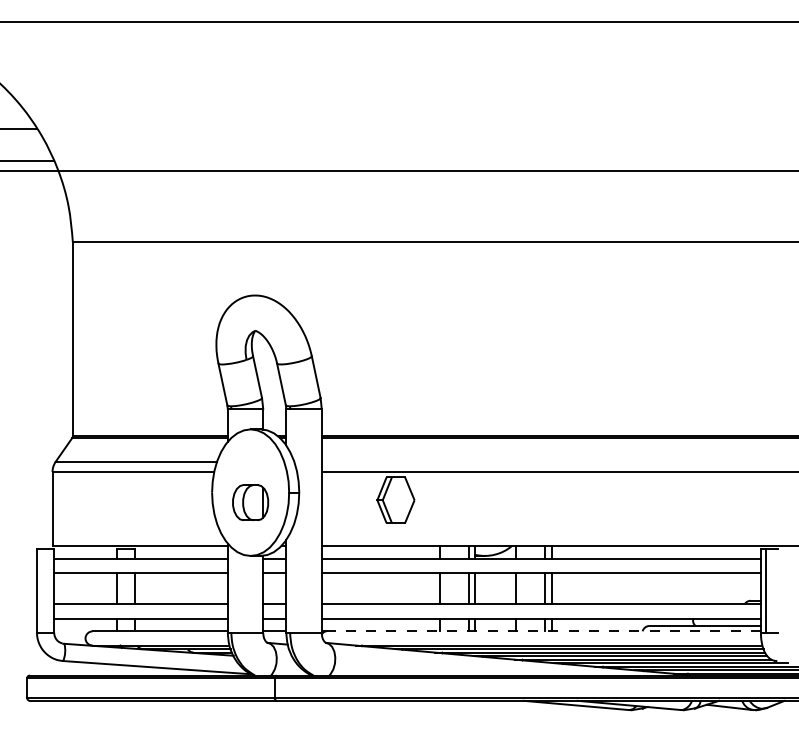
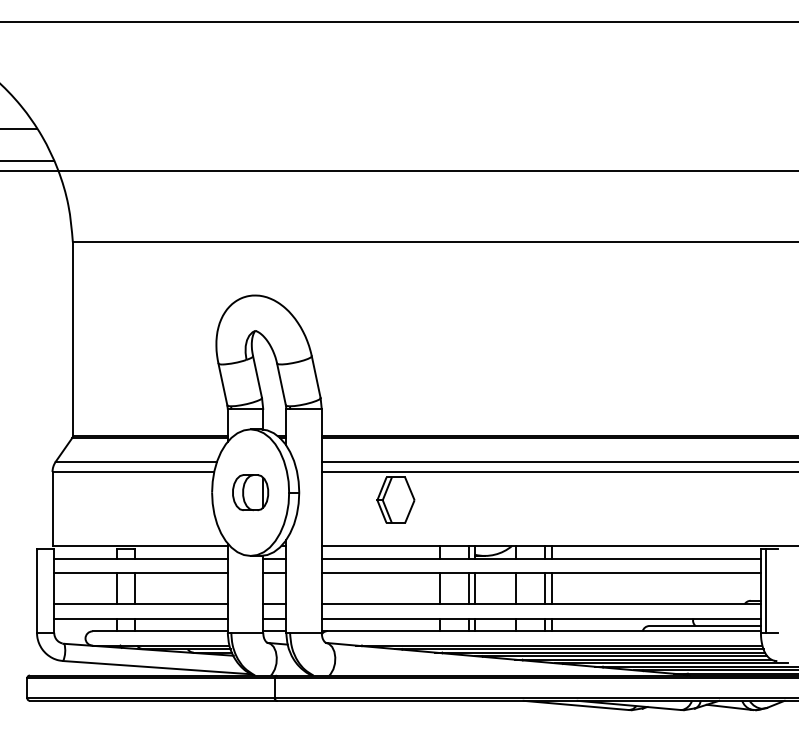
line: none -> present (558, 461)
part position: (250, 502) -> (250, 492) (250, 492)
line: dashed -> solid (543, 631)
